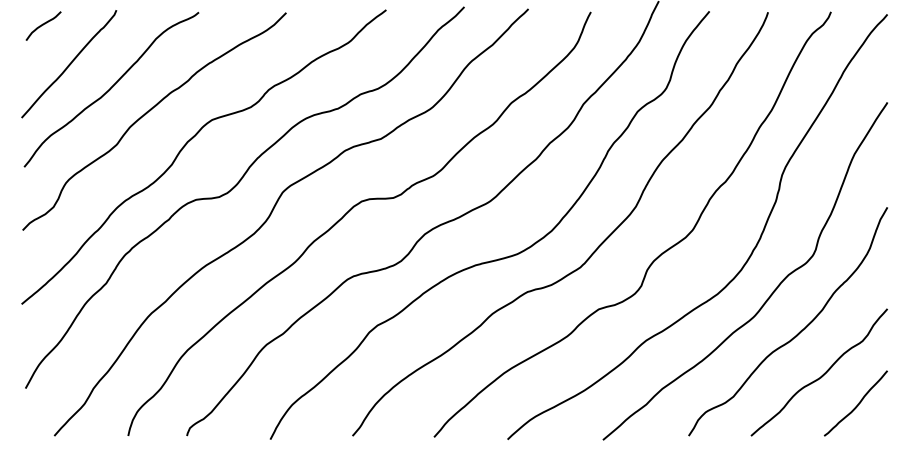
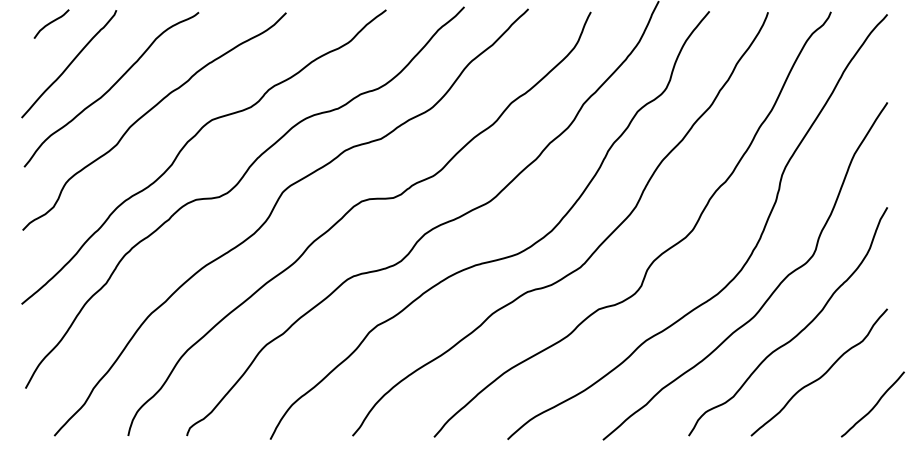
curve position: (43, 25) -> (51, 23) (51, 23)
curve position: (857, 404) -> (874, 405) (874, 405)
